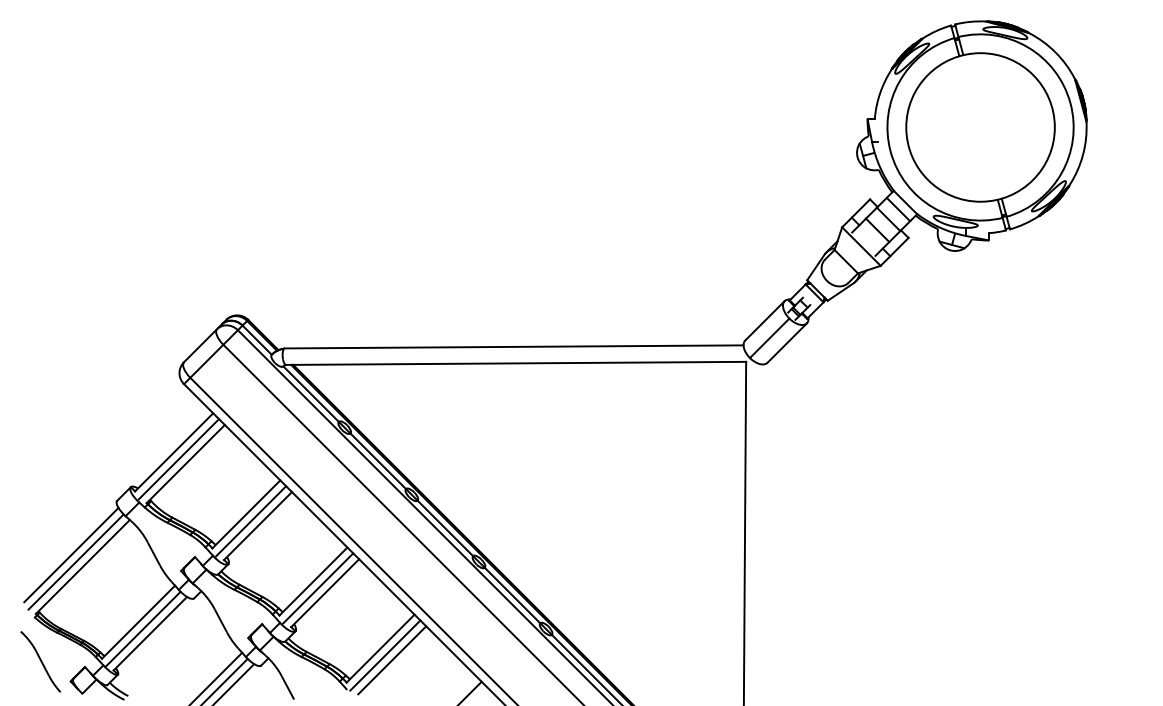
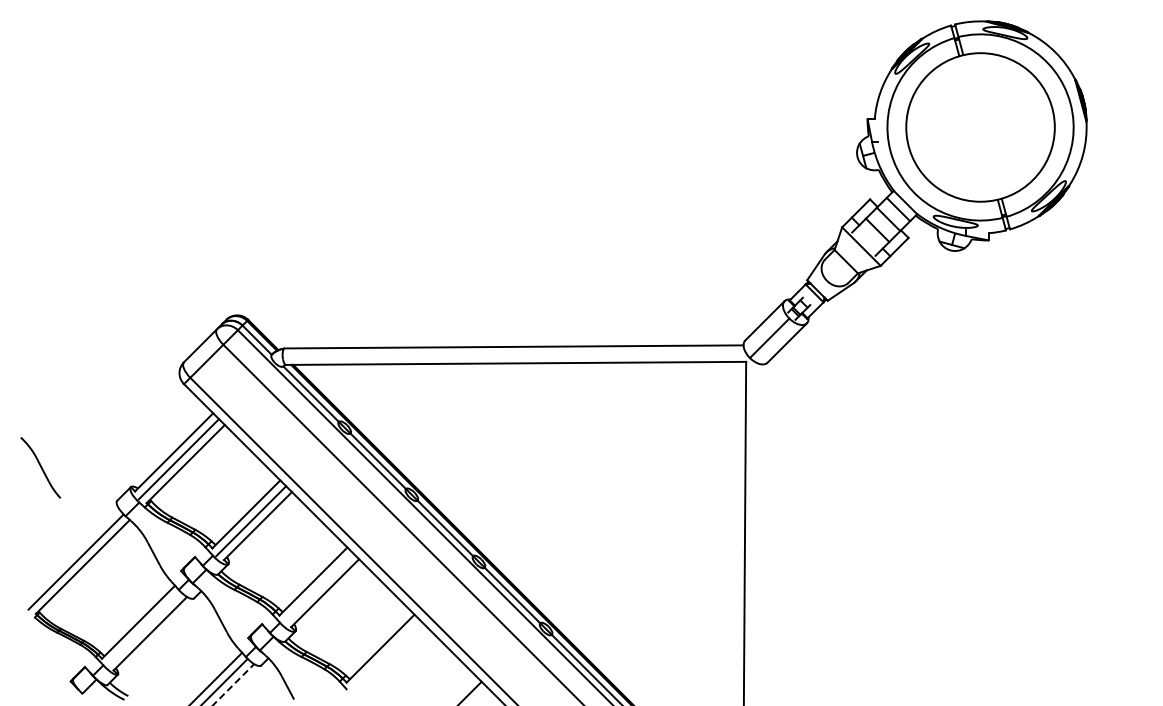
line: present -> none (71, 554)
line: present -> none (318, 588)
line: present -> none (143, 628)
line: present -> none (385, 655)
line: present -> none (392, 660)
part position: (40, 661) -> (40, 467) (40, 467)
line: solid -> dashed (233, 684)
